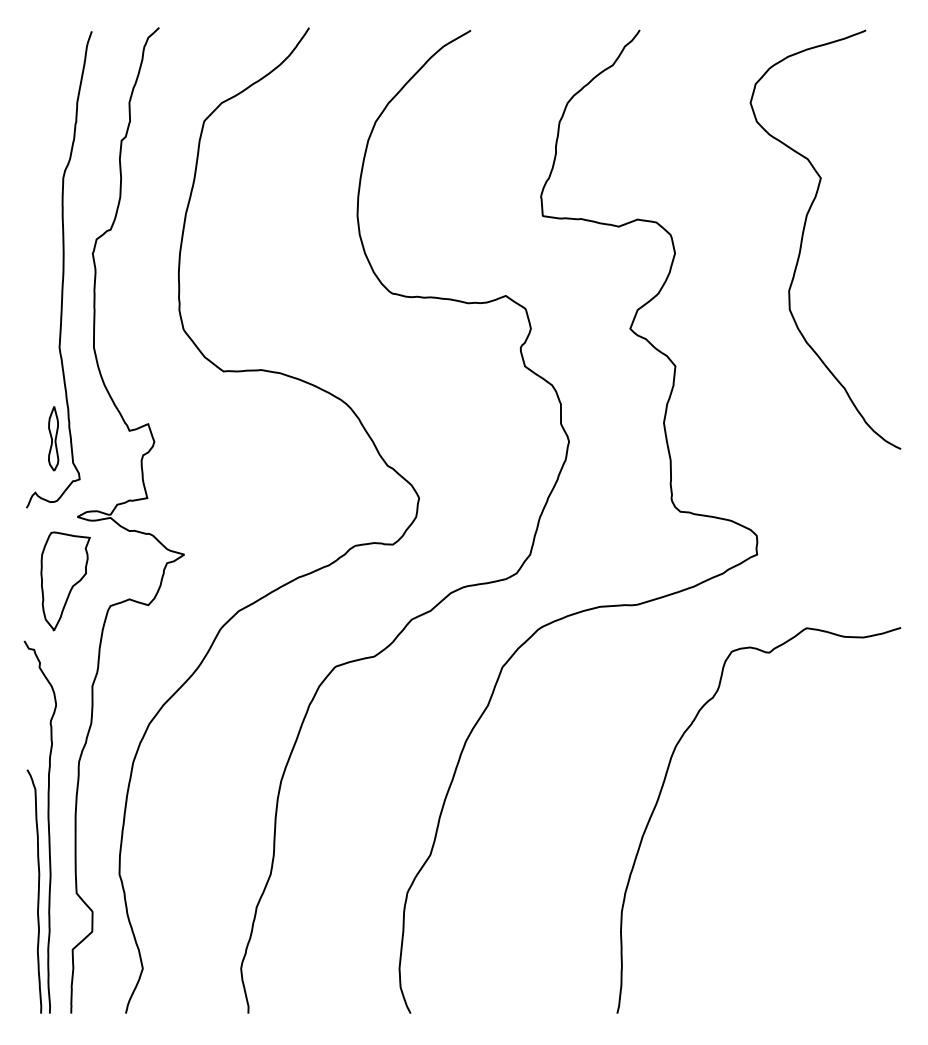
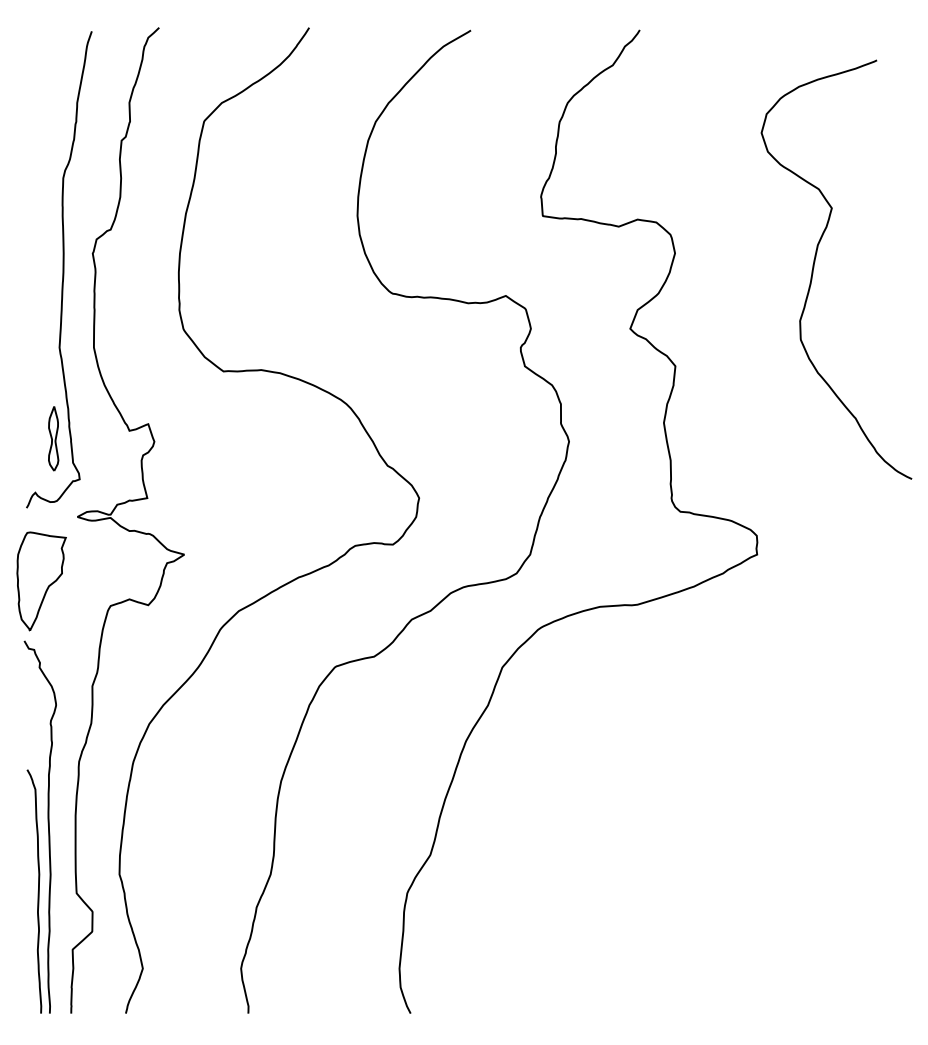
curve position: (803, 237) -> (814, 267) (814, 267)
part position: (65, 581) -> (41, 581) (41, 581)
curve: present -> none (662, 789)
